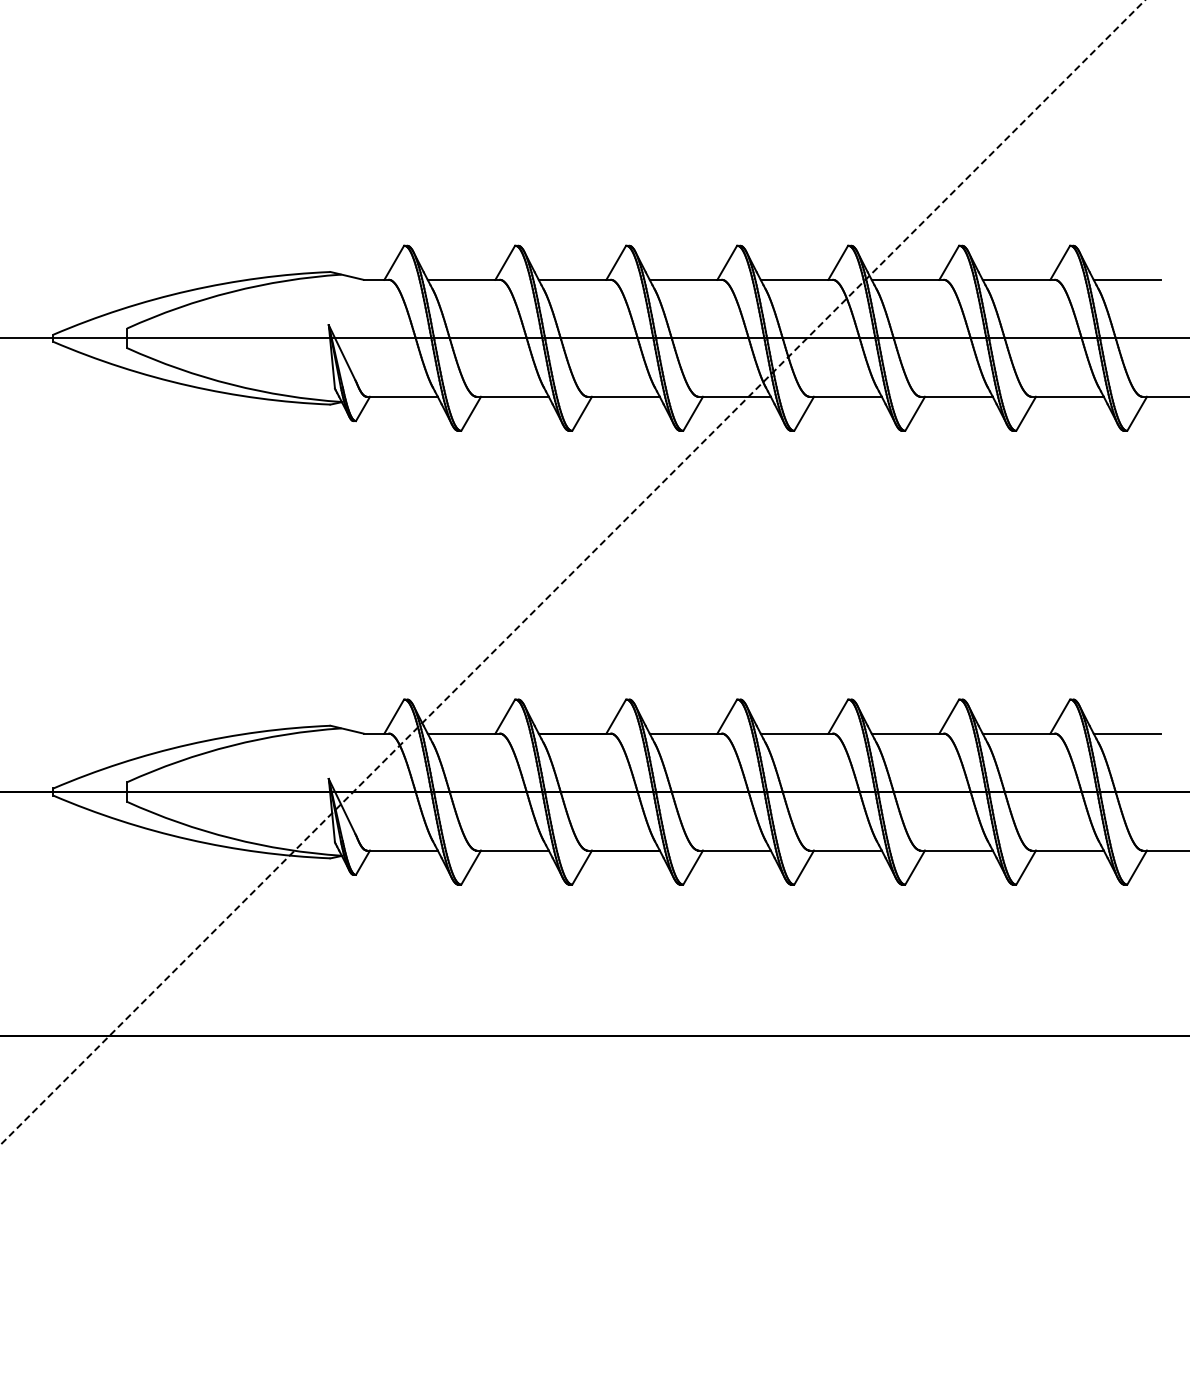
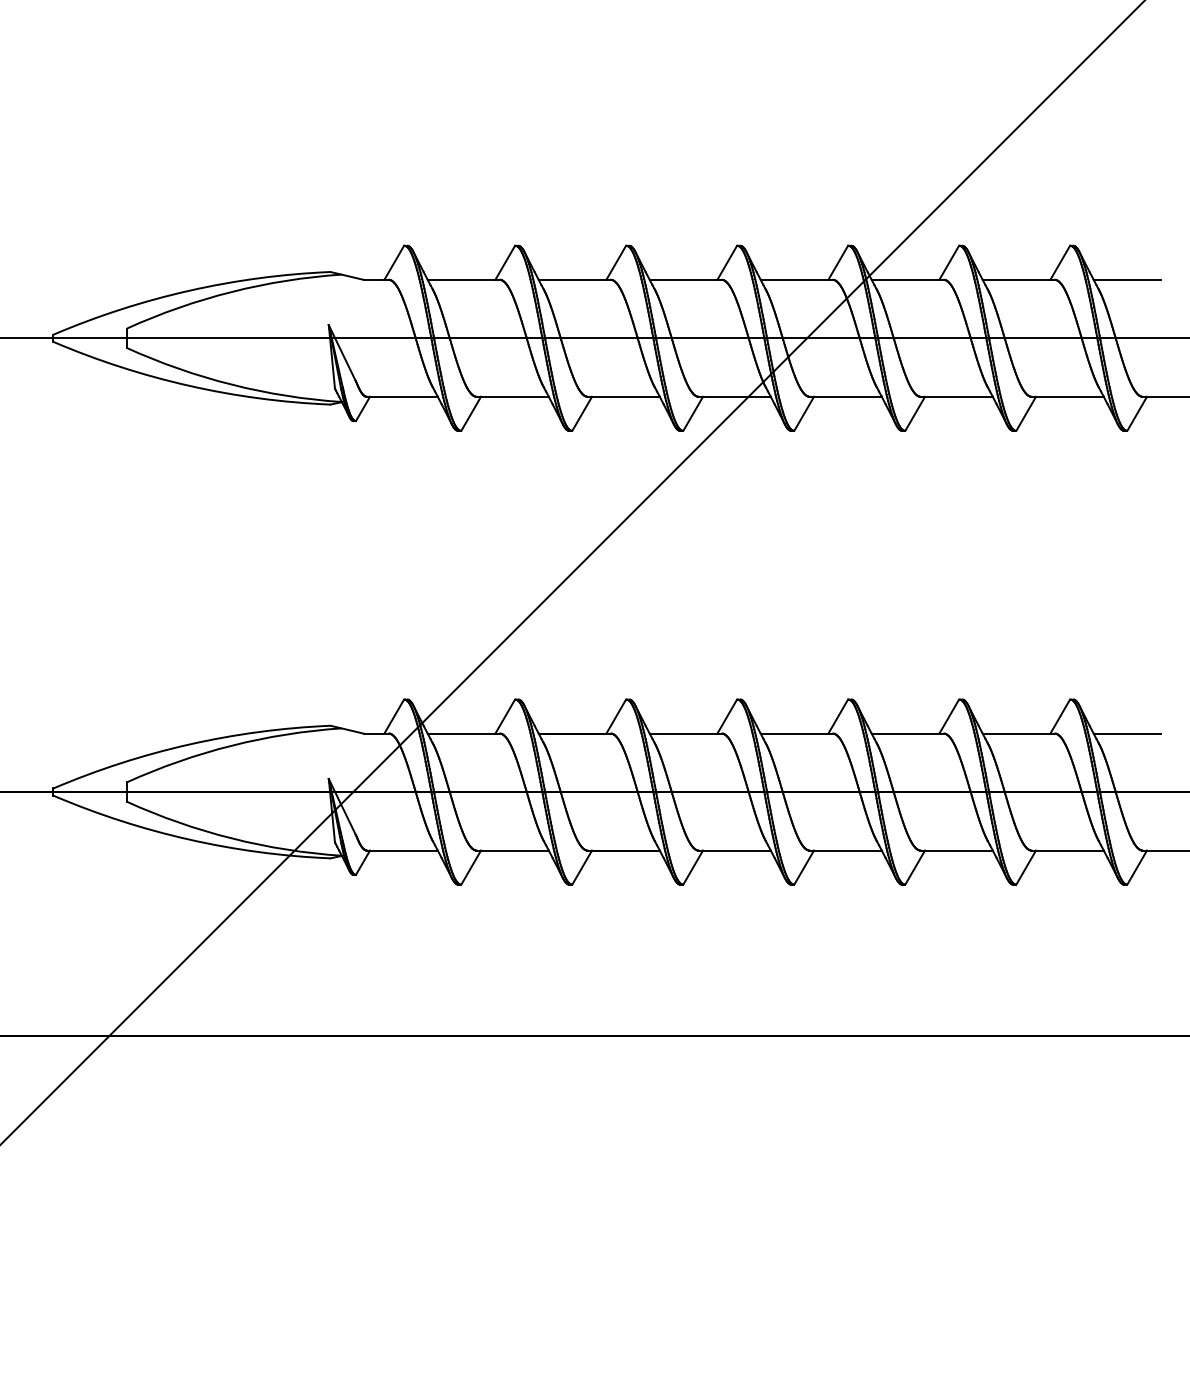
line: dashed -> solid (572, 572)
